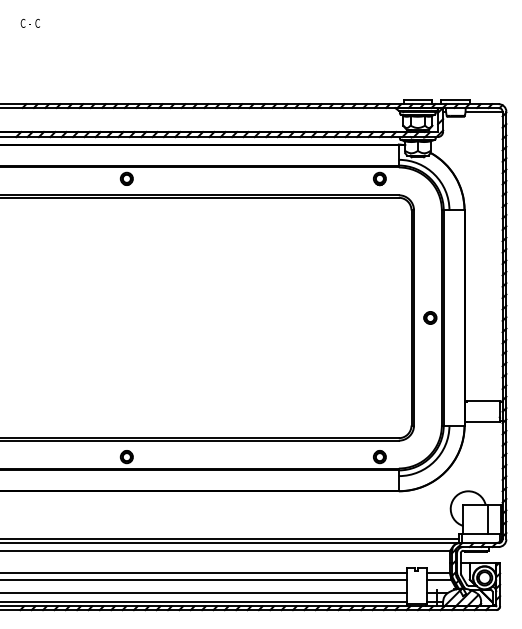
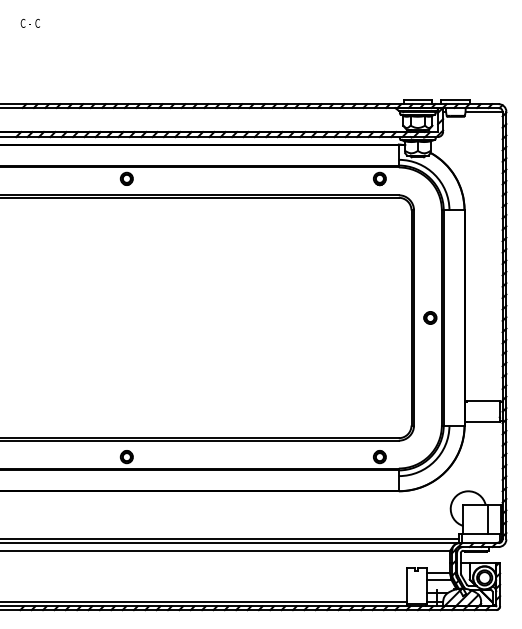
line: present -> none (204, 573)
line: present -> none (204, 579)
line: present -> none (204, 593)
